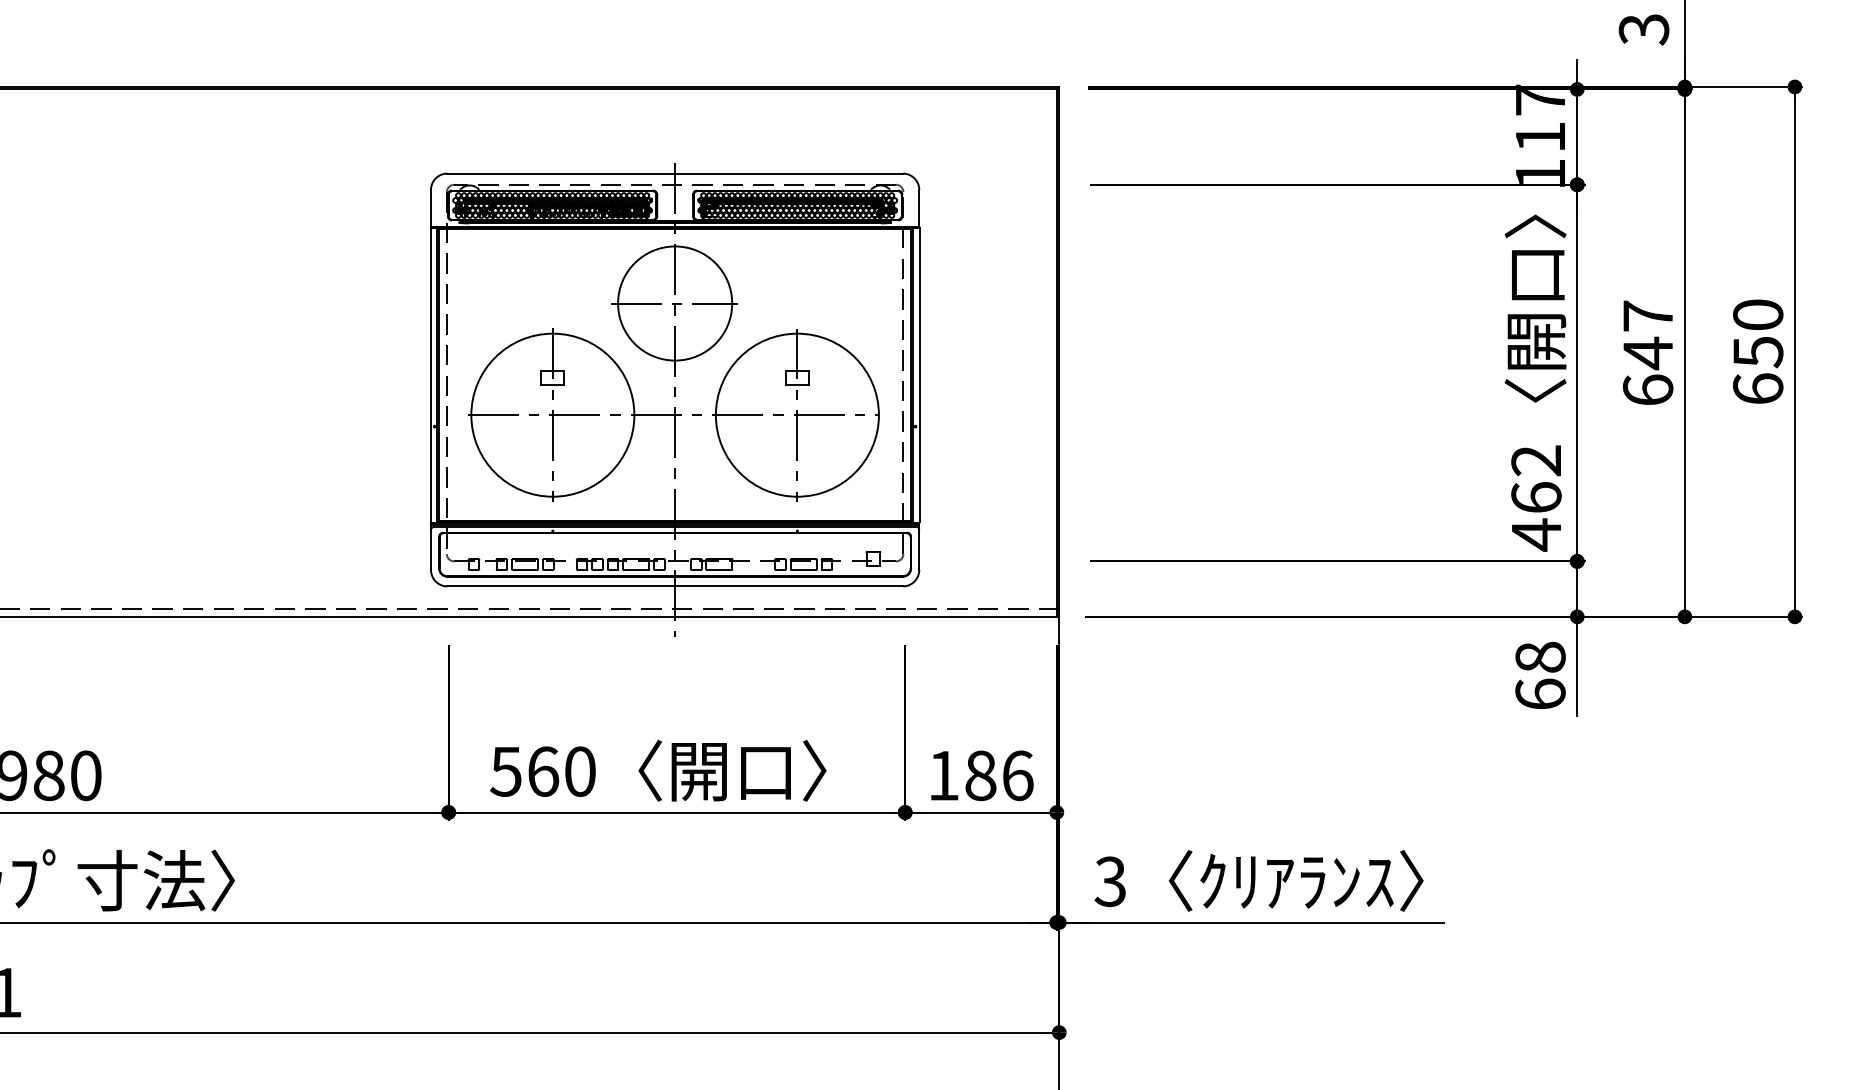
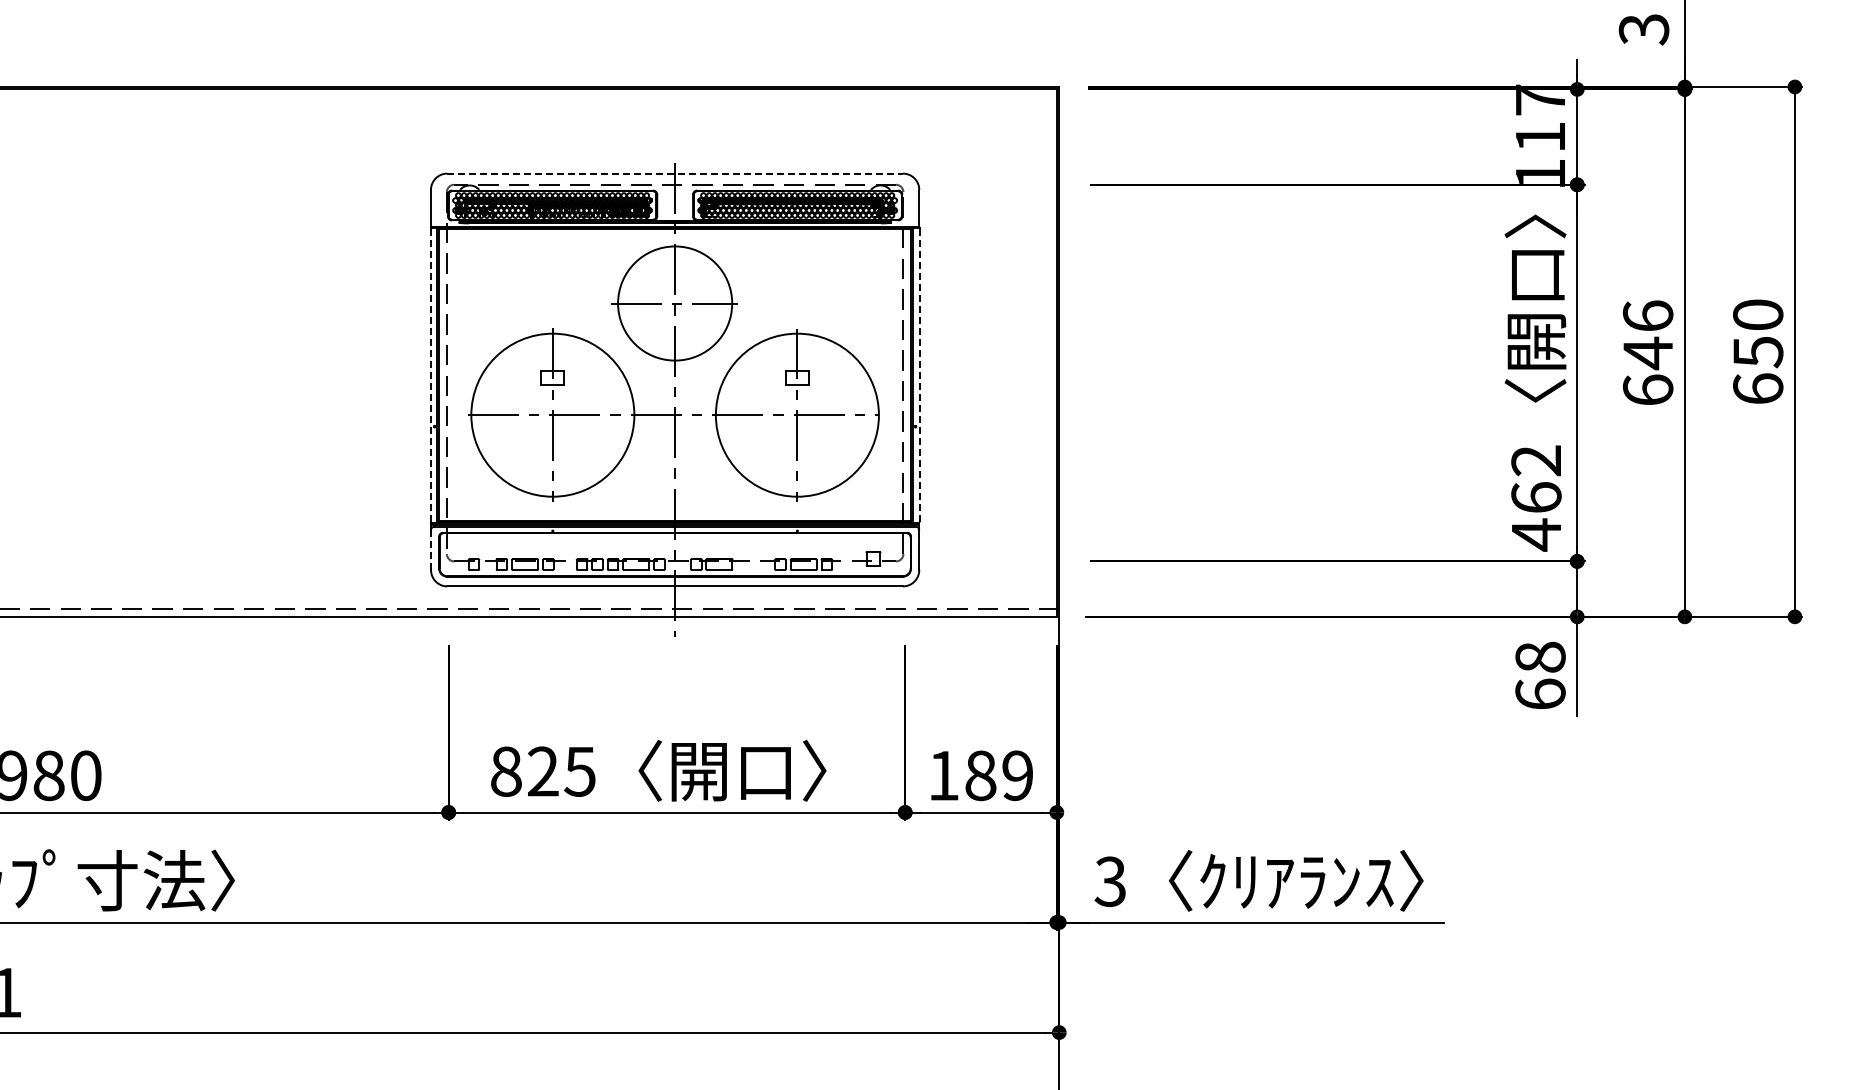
line: solid -> dashed (675, 173)
text: 647 -> 646 (1647, 315)
line: solid -> dashed (430, 374)
line: solid -> dashed (919, 374)
line: solid -> dashed (430, 549)
text: 560 -> 825 (542, 771)
text: 186 -> 189 (1017, 775)
